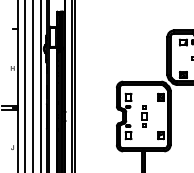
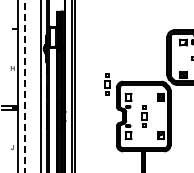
part: none -> present (107, 84)
line: present -> none (33, 85)
line: solid -> dashed (25, 86)
